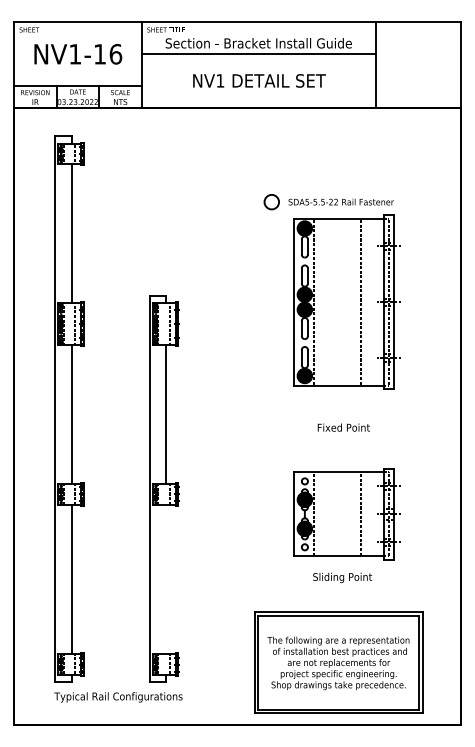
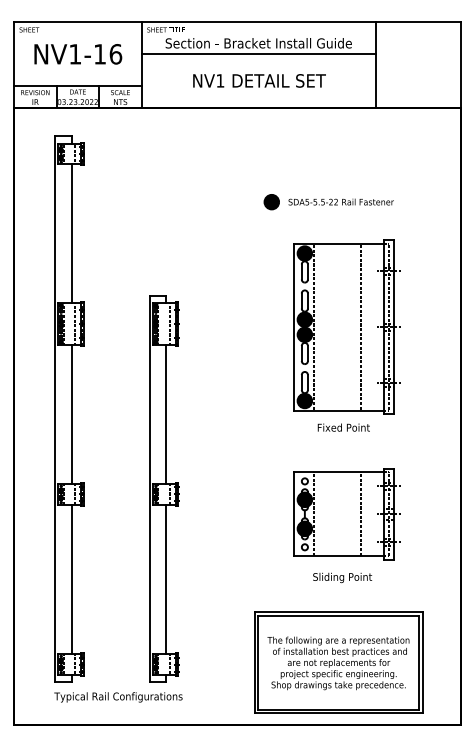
fill: none -> present (271, 201)
part position: (346, 301) -> (346, 326) (346, 326)
line: none -> present (166, 579)
